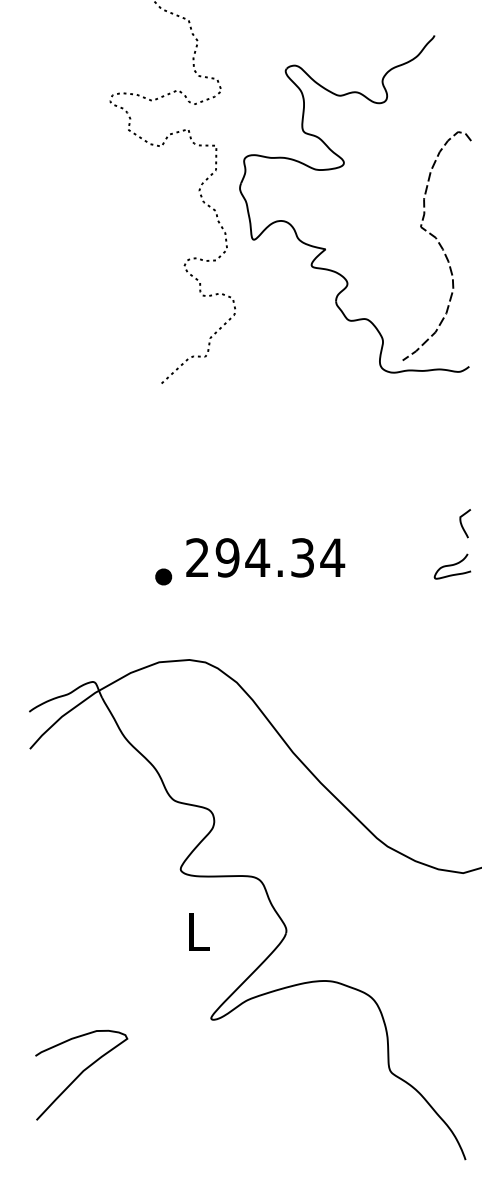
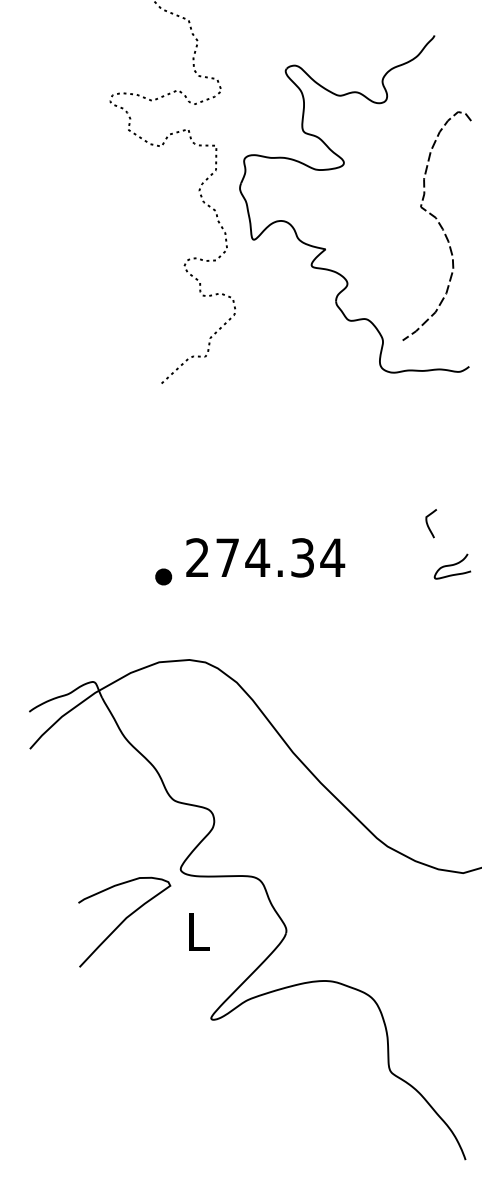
curve position: (438, 244) -> (438, 224) (438, 224)
curve position: (462, 524) -> (428, 524) (428, 524)
text: 294.34 -> 274.34 (227, 557)
curve position: (81, 1074) -> (124, 921) (124, 921)
